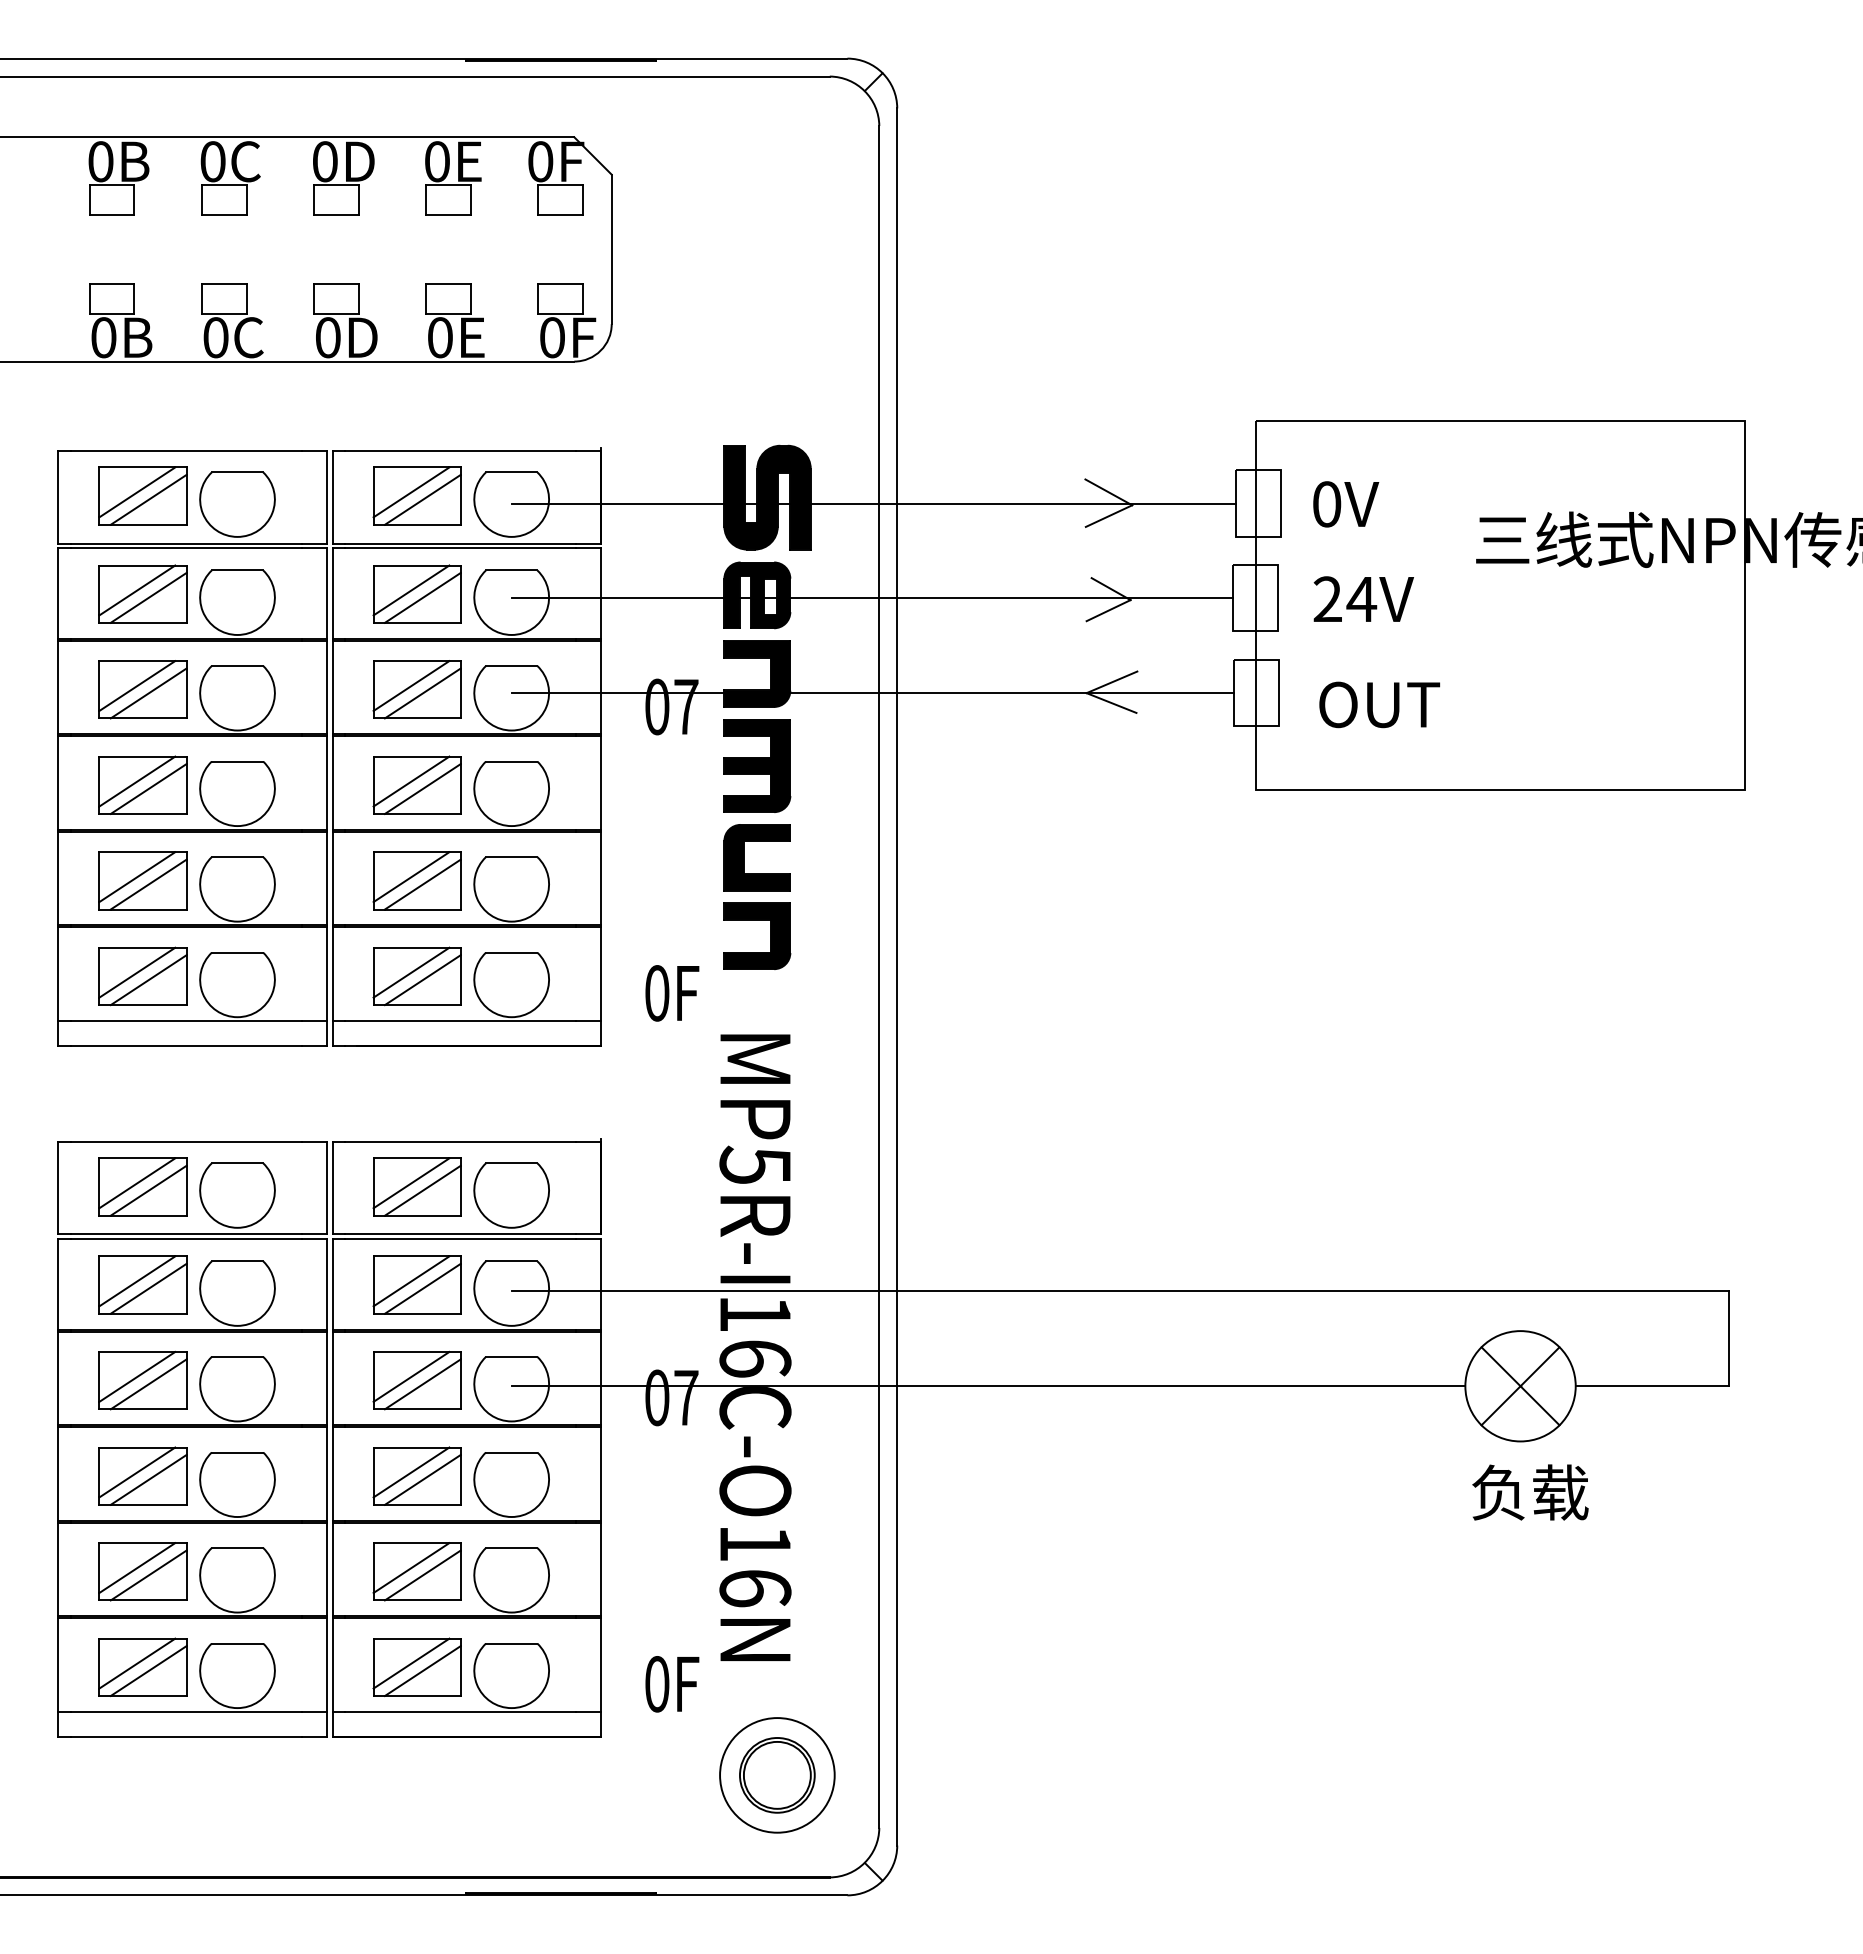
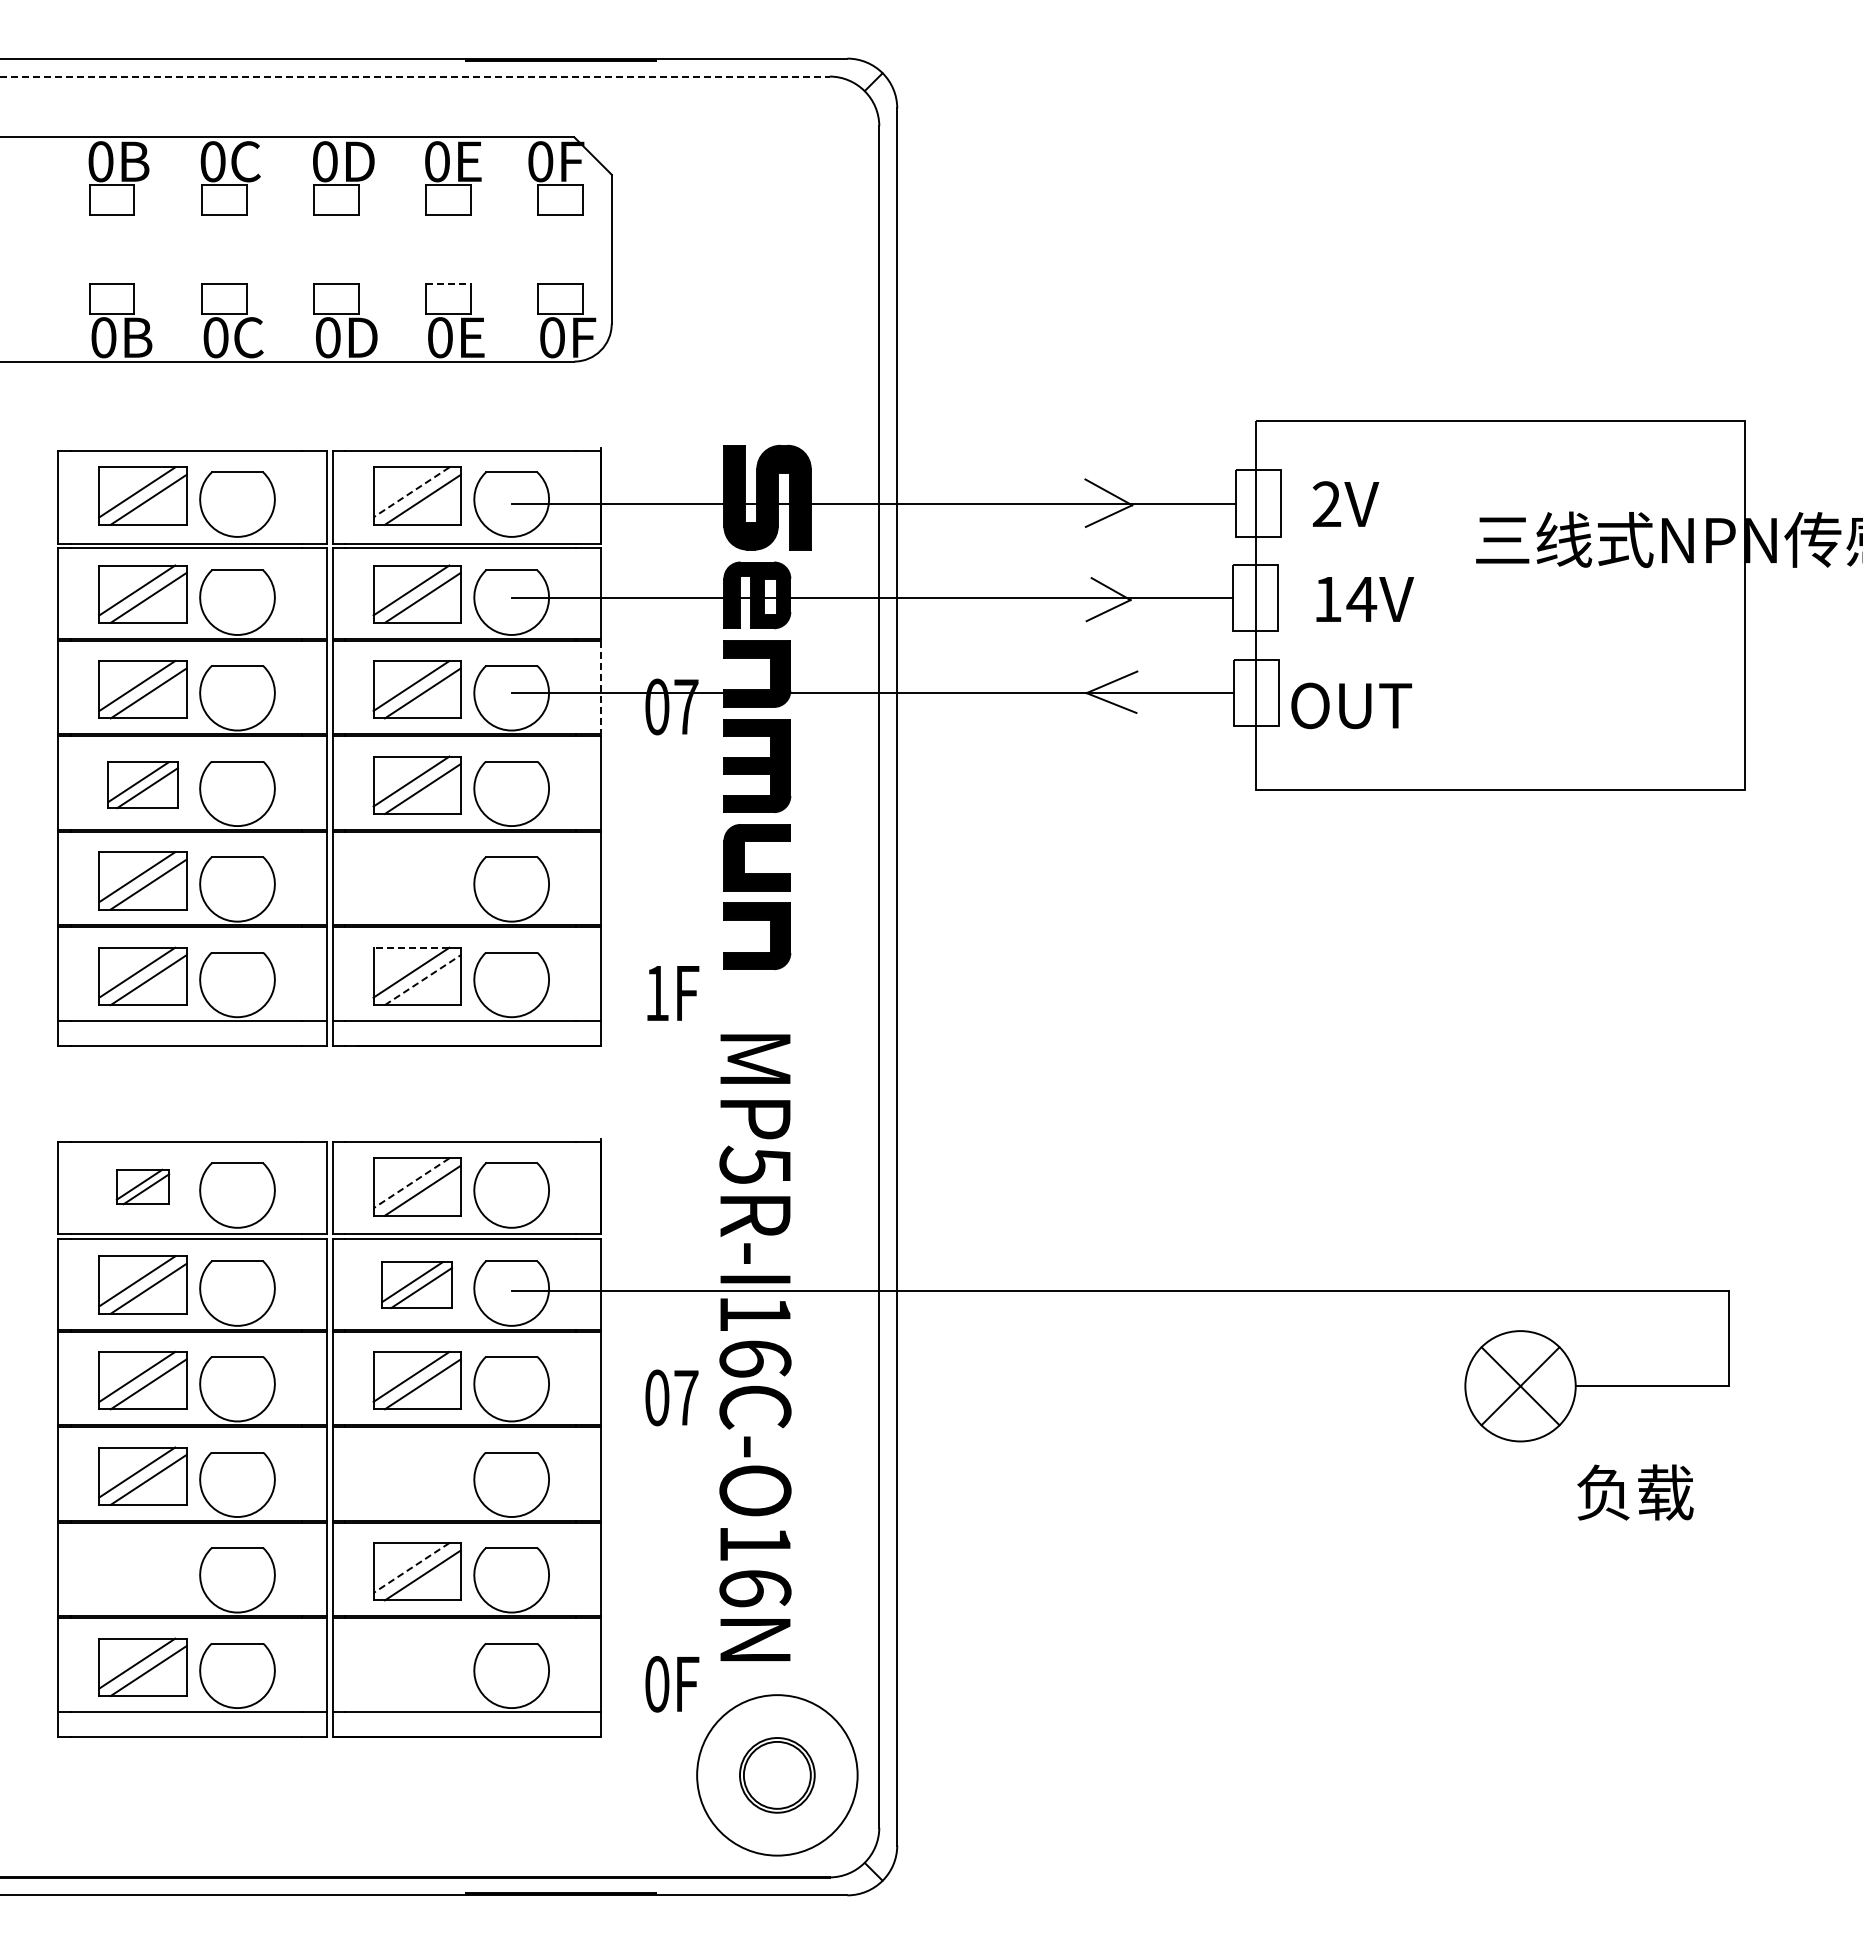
line: solid -> dashed (415, 76)
line: solid -> dashed (448, 284)
line: solid -> dashed (411, 492)
text: 0V -> 2V (1326, 504)
text: 24V -> 14V (1327, 598)
line: solid -> dashed (601, 687)
text position: (1379, 704) -> (1351, 705) (1351, 705)
part size: 90x60 px -> 72x49 px (142, 785)
part: present -> none (416, 880)
line: solid -> dashed (411, 947)
line: solid -> dashed (423, 979)
text: 0F -> 1F (657, 993)
line: solid -> dashed (411, 1183)
part size: 90x60 px -> 56x38 px (142, 1186)
part size: 90x60 px -> 72x48 px (416, 1284)
line: present -> none (988, 1386)
part: present -> none (416, 1475)
text position: (1530, 1492) -> (1635, 1492) (1635, 1492)
line: solid -> dashed (411, 1568)
part: present -> none (142, 1571)
part: present -> none (416, 1666)
circle diameter: 115 px -> 161 px (777, 1775)
